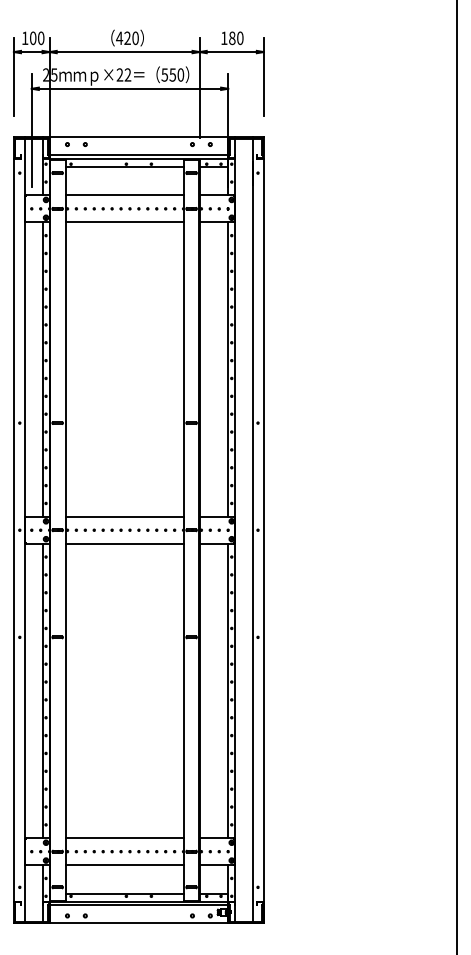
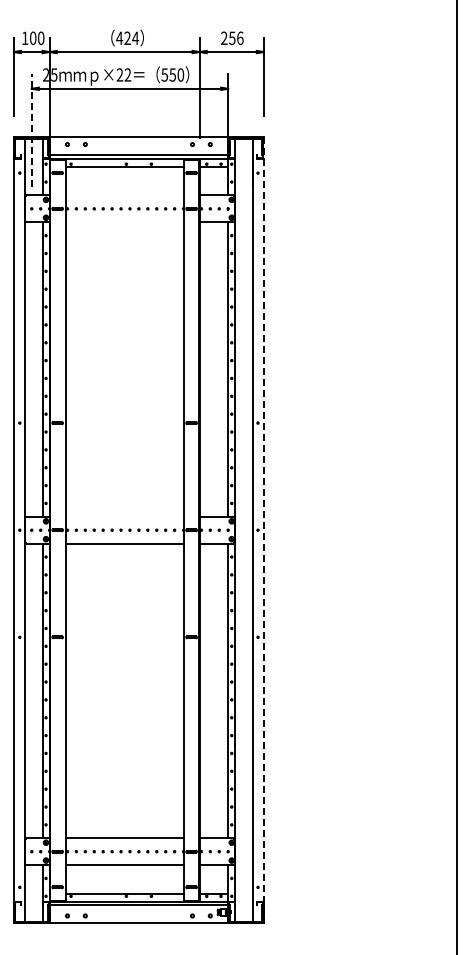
text: 180 -> 256 (232, 37)
text: 420 -> 424 (135, 38)
line: solid -> dashed (31, 130)
line: present -> none (124, 195)
line: present -> none (124, 222)
line: present -> none (124, 516)
line: solid -> dashed (263, 530)
